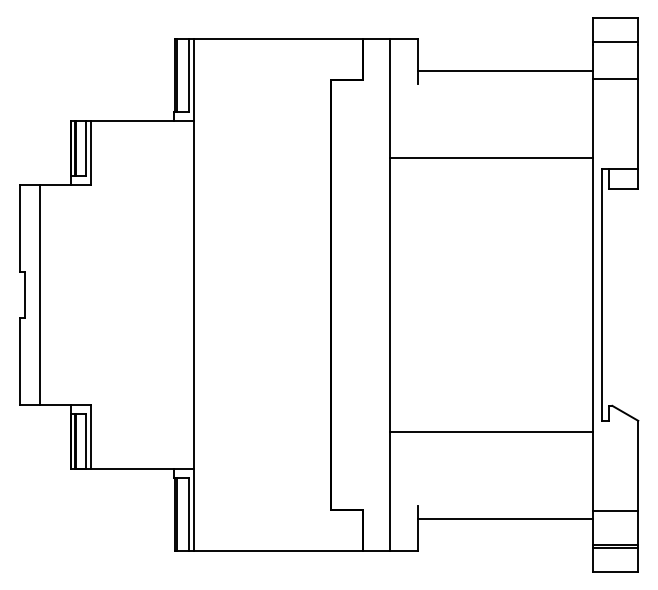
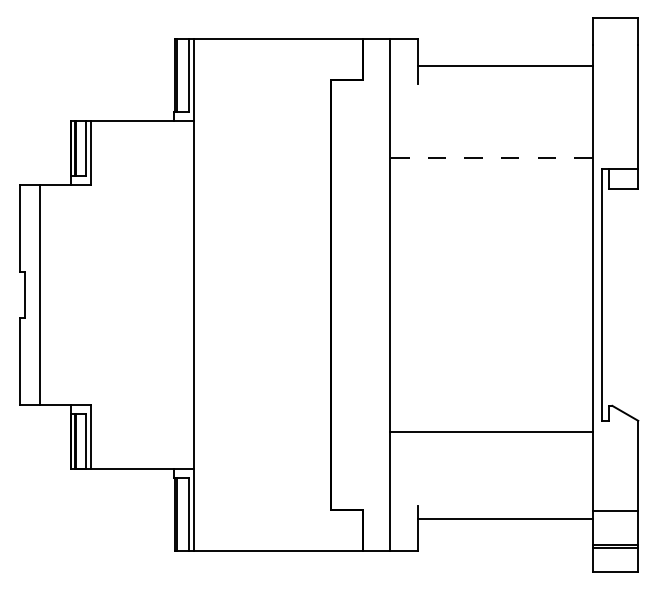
line: present -> none (615, 42)
line position: (504, 70) -> (504, 65) (504, 65)
line: present -> none (615, 79)
line: solid -> dashed (490, 157)
